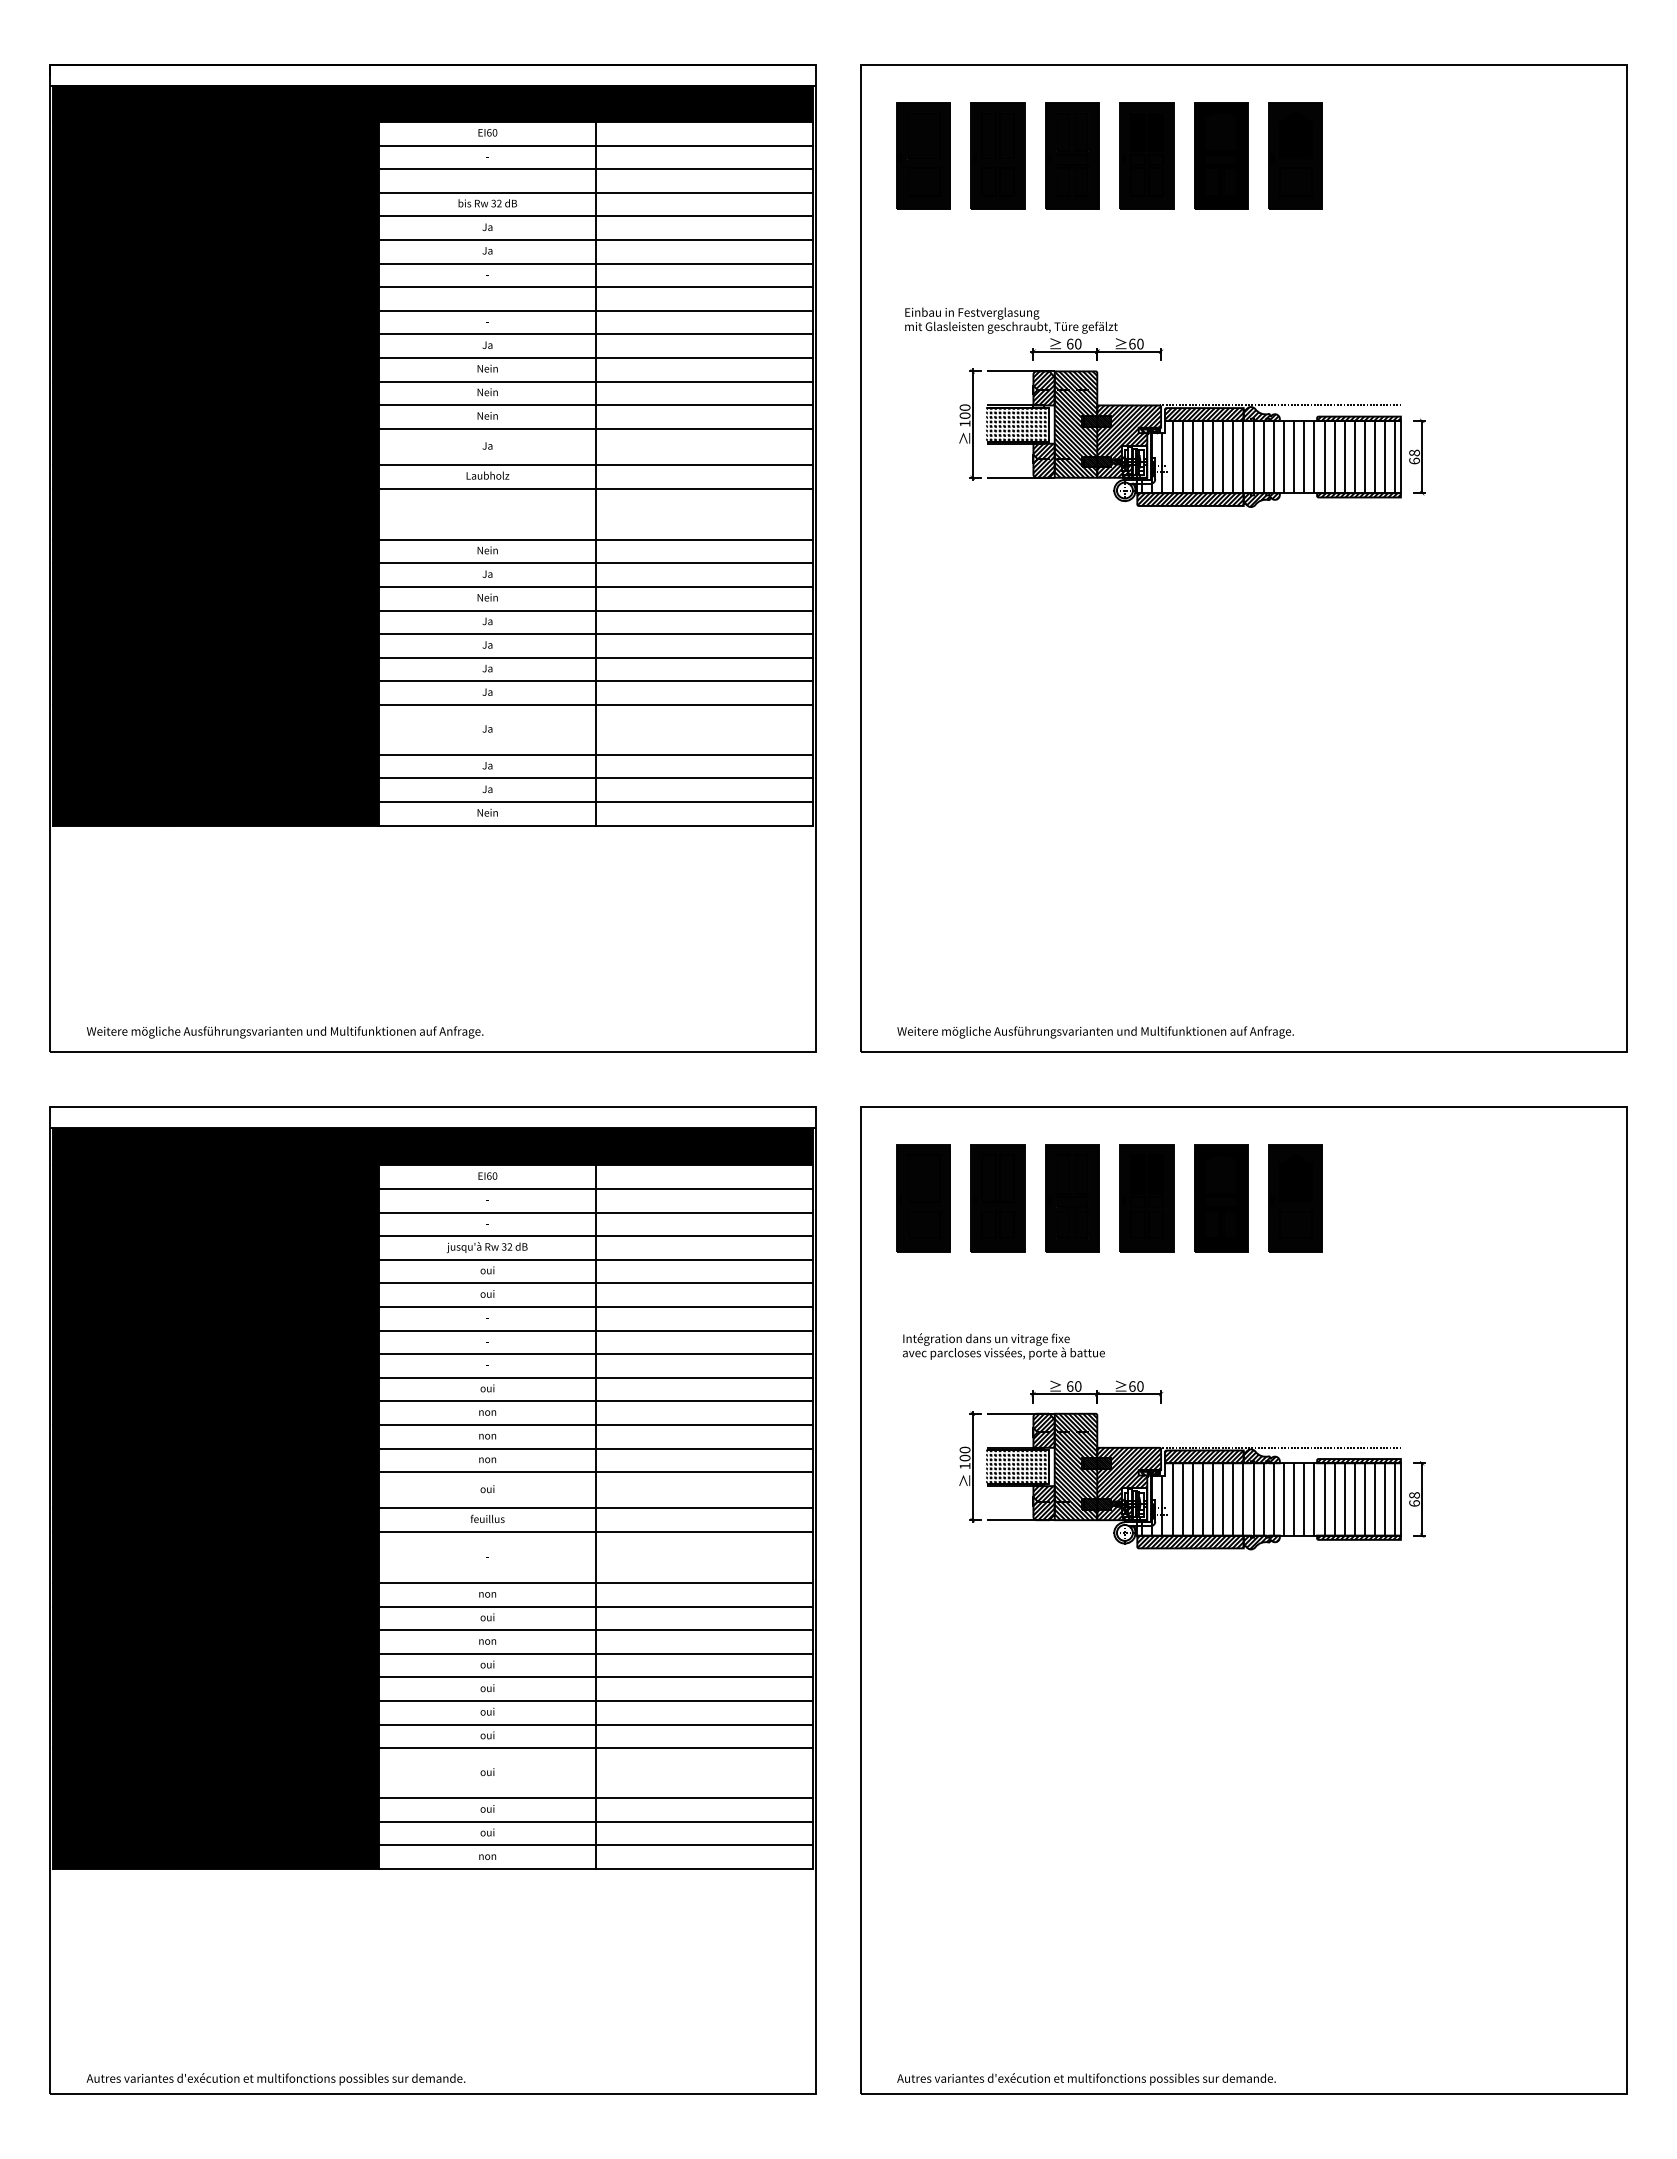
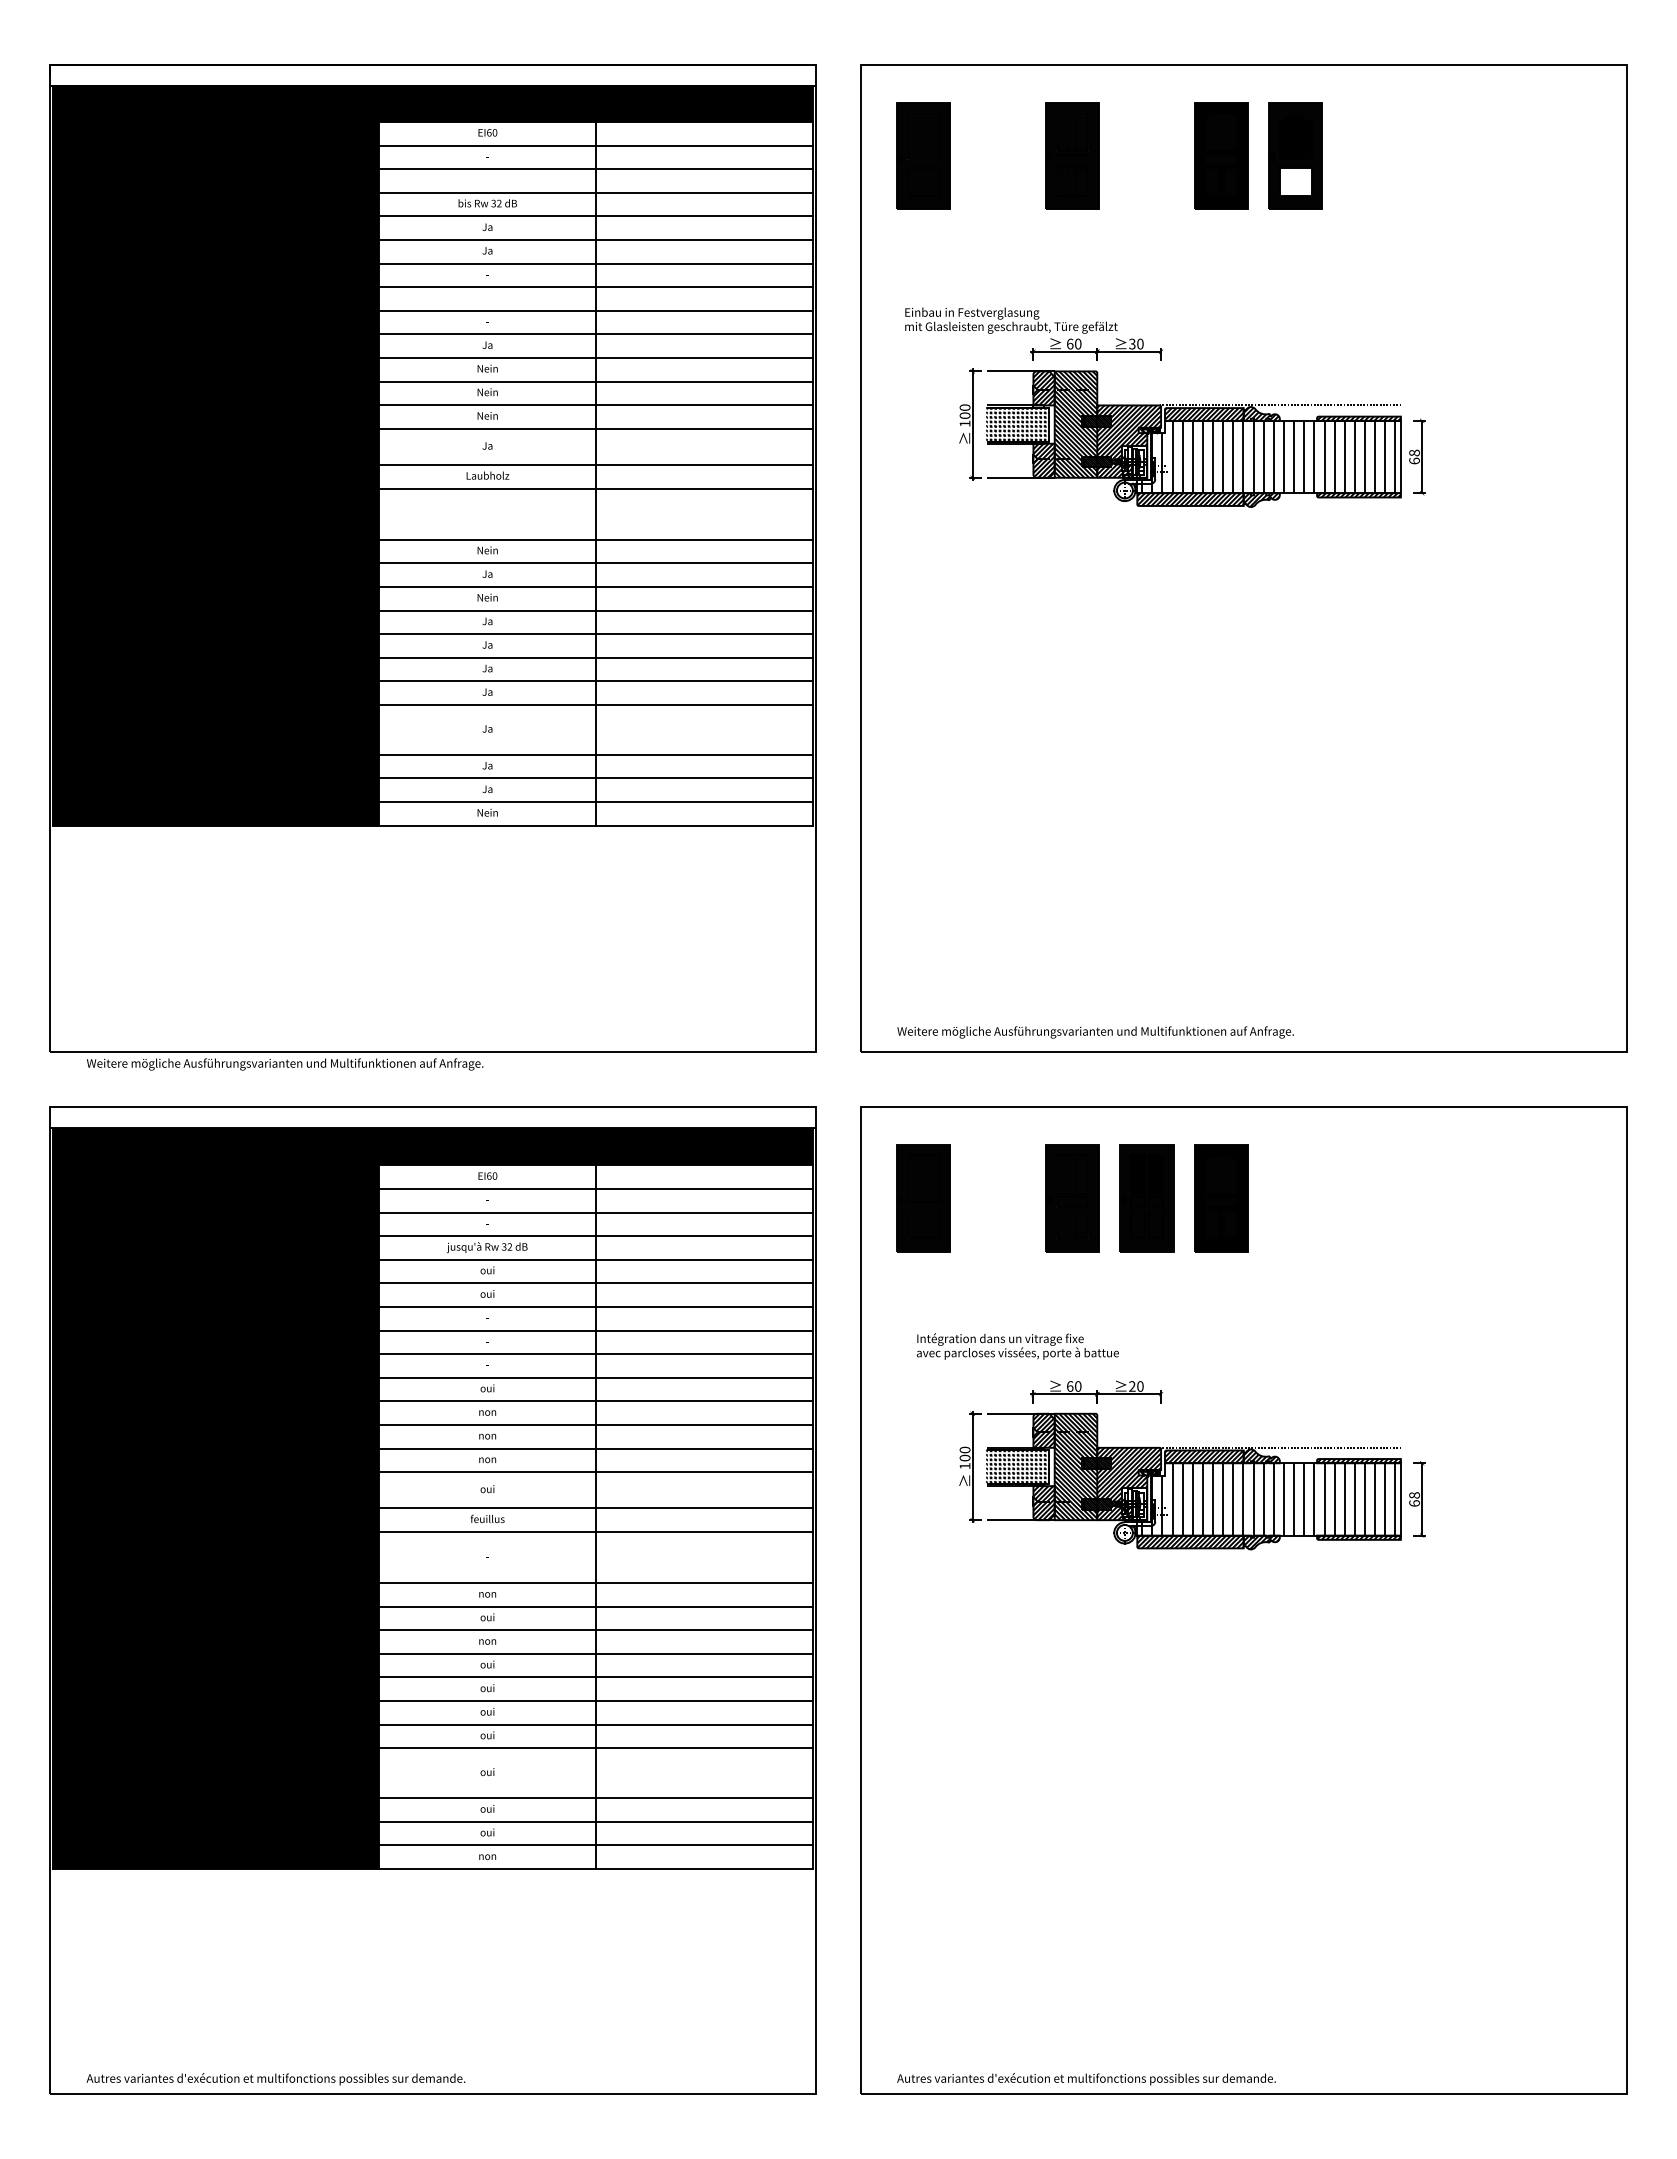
part: present -> none (997, 155)
part: present -> none (1146, 155)
fill: present -> none (1295, 181)
text: 60 -> 30 (1132, 343)
text position: (285, 1032) -> (285, 1064) (285, 1064)
part: present -> none (997, 1198)
part: present -> none (1295, 1198)
text position: (1003, 1346) -> (1017, 1346) (1017, 1346)
text: 60 -> 20 (1132, 1386)
